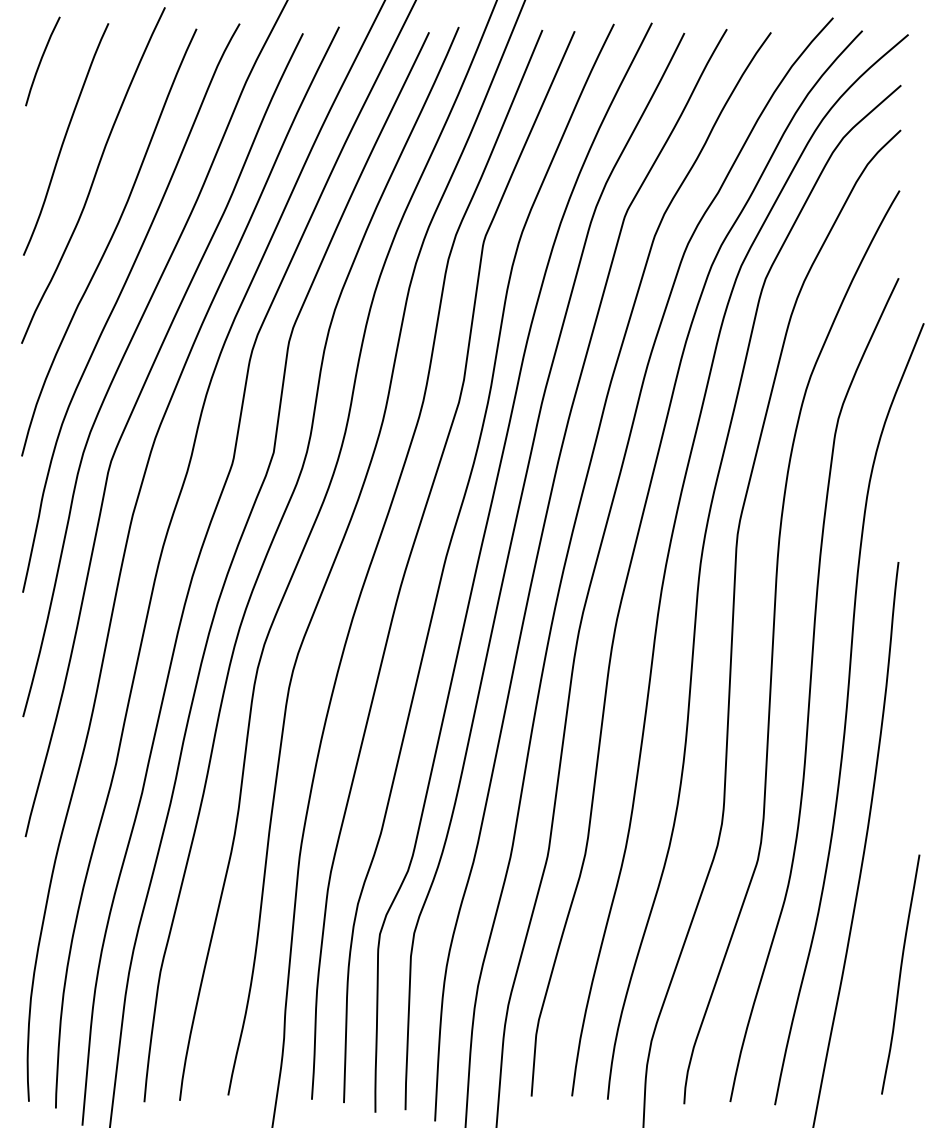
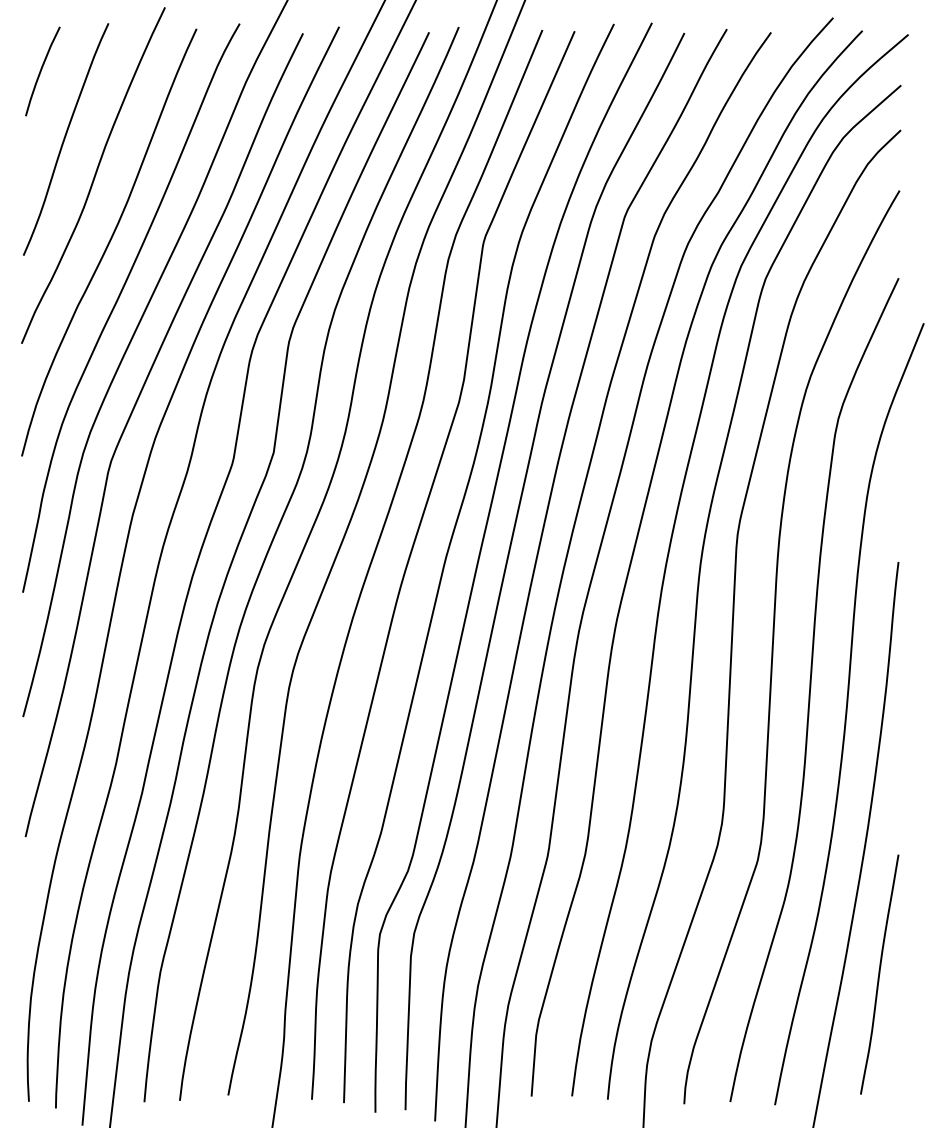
curve position: (41, 61) -> (41, 71) (41, 71)
curve position: (900, 974) -> (879, 974) (879, 974)
